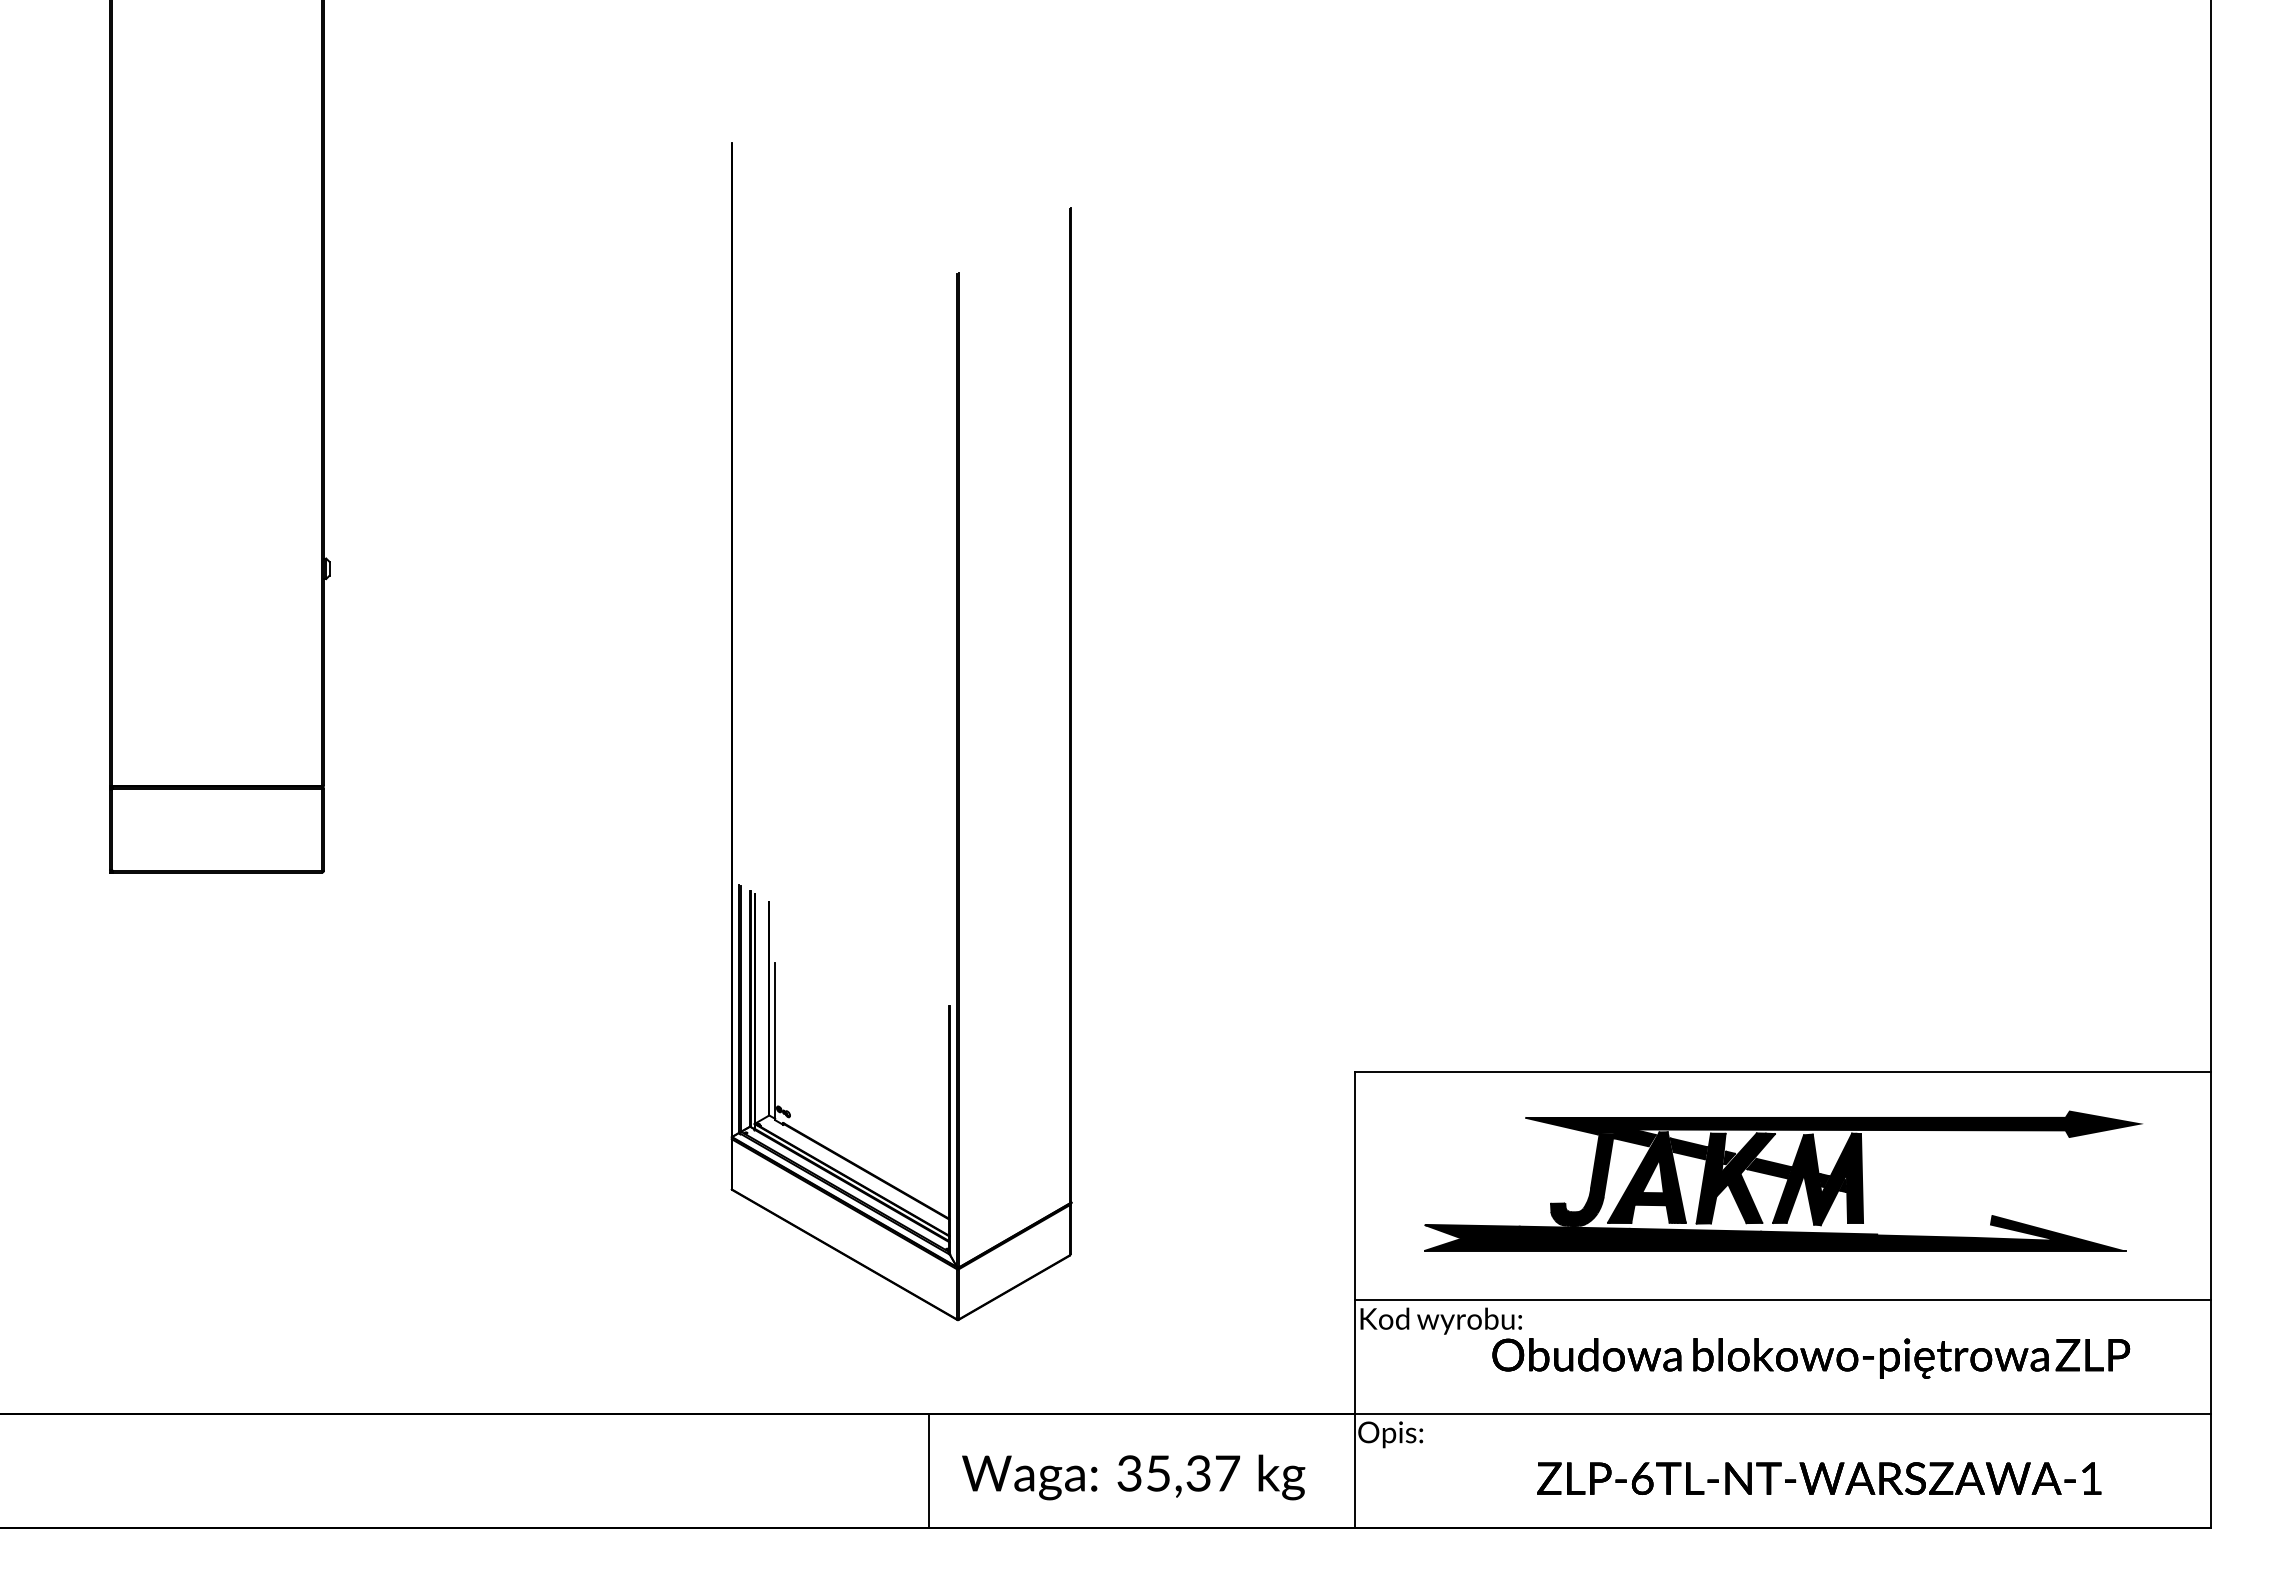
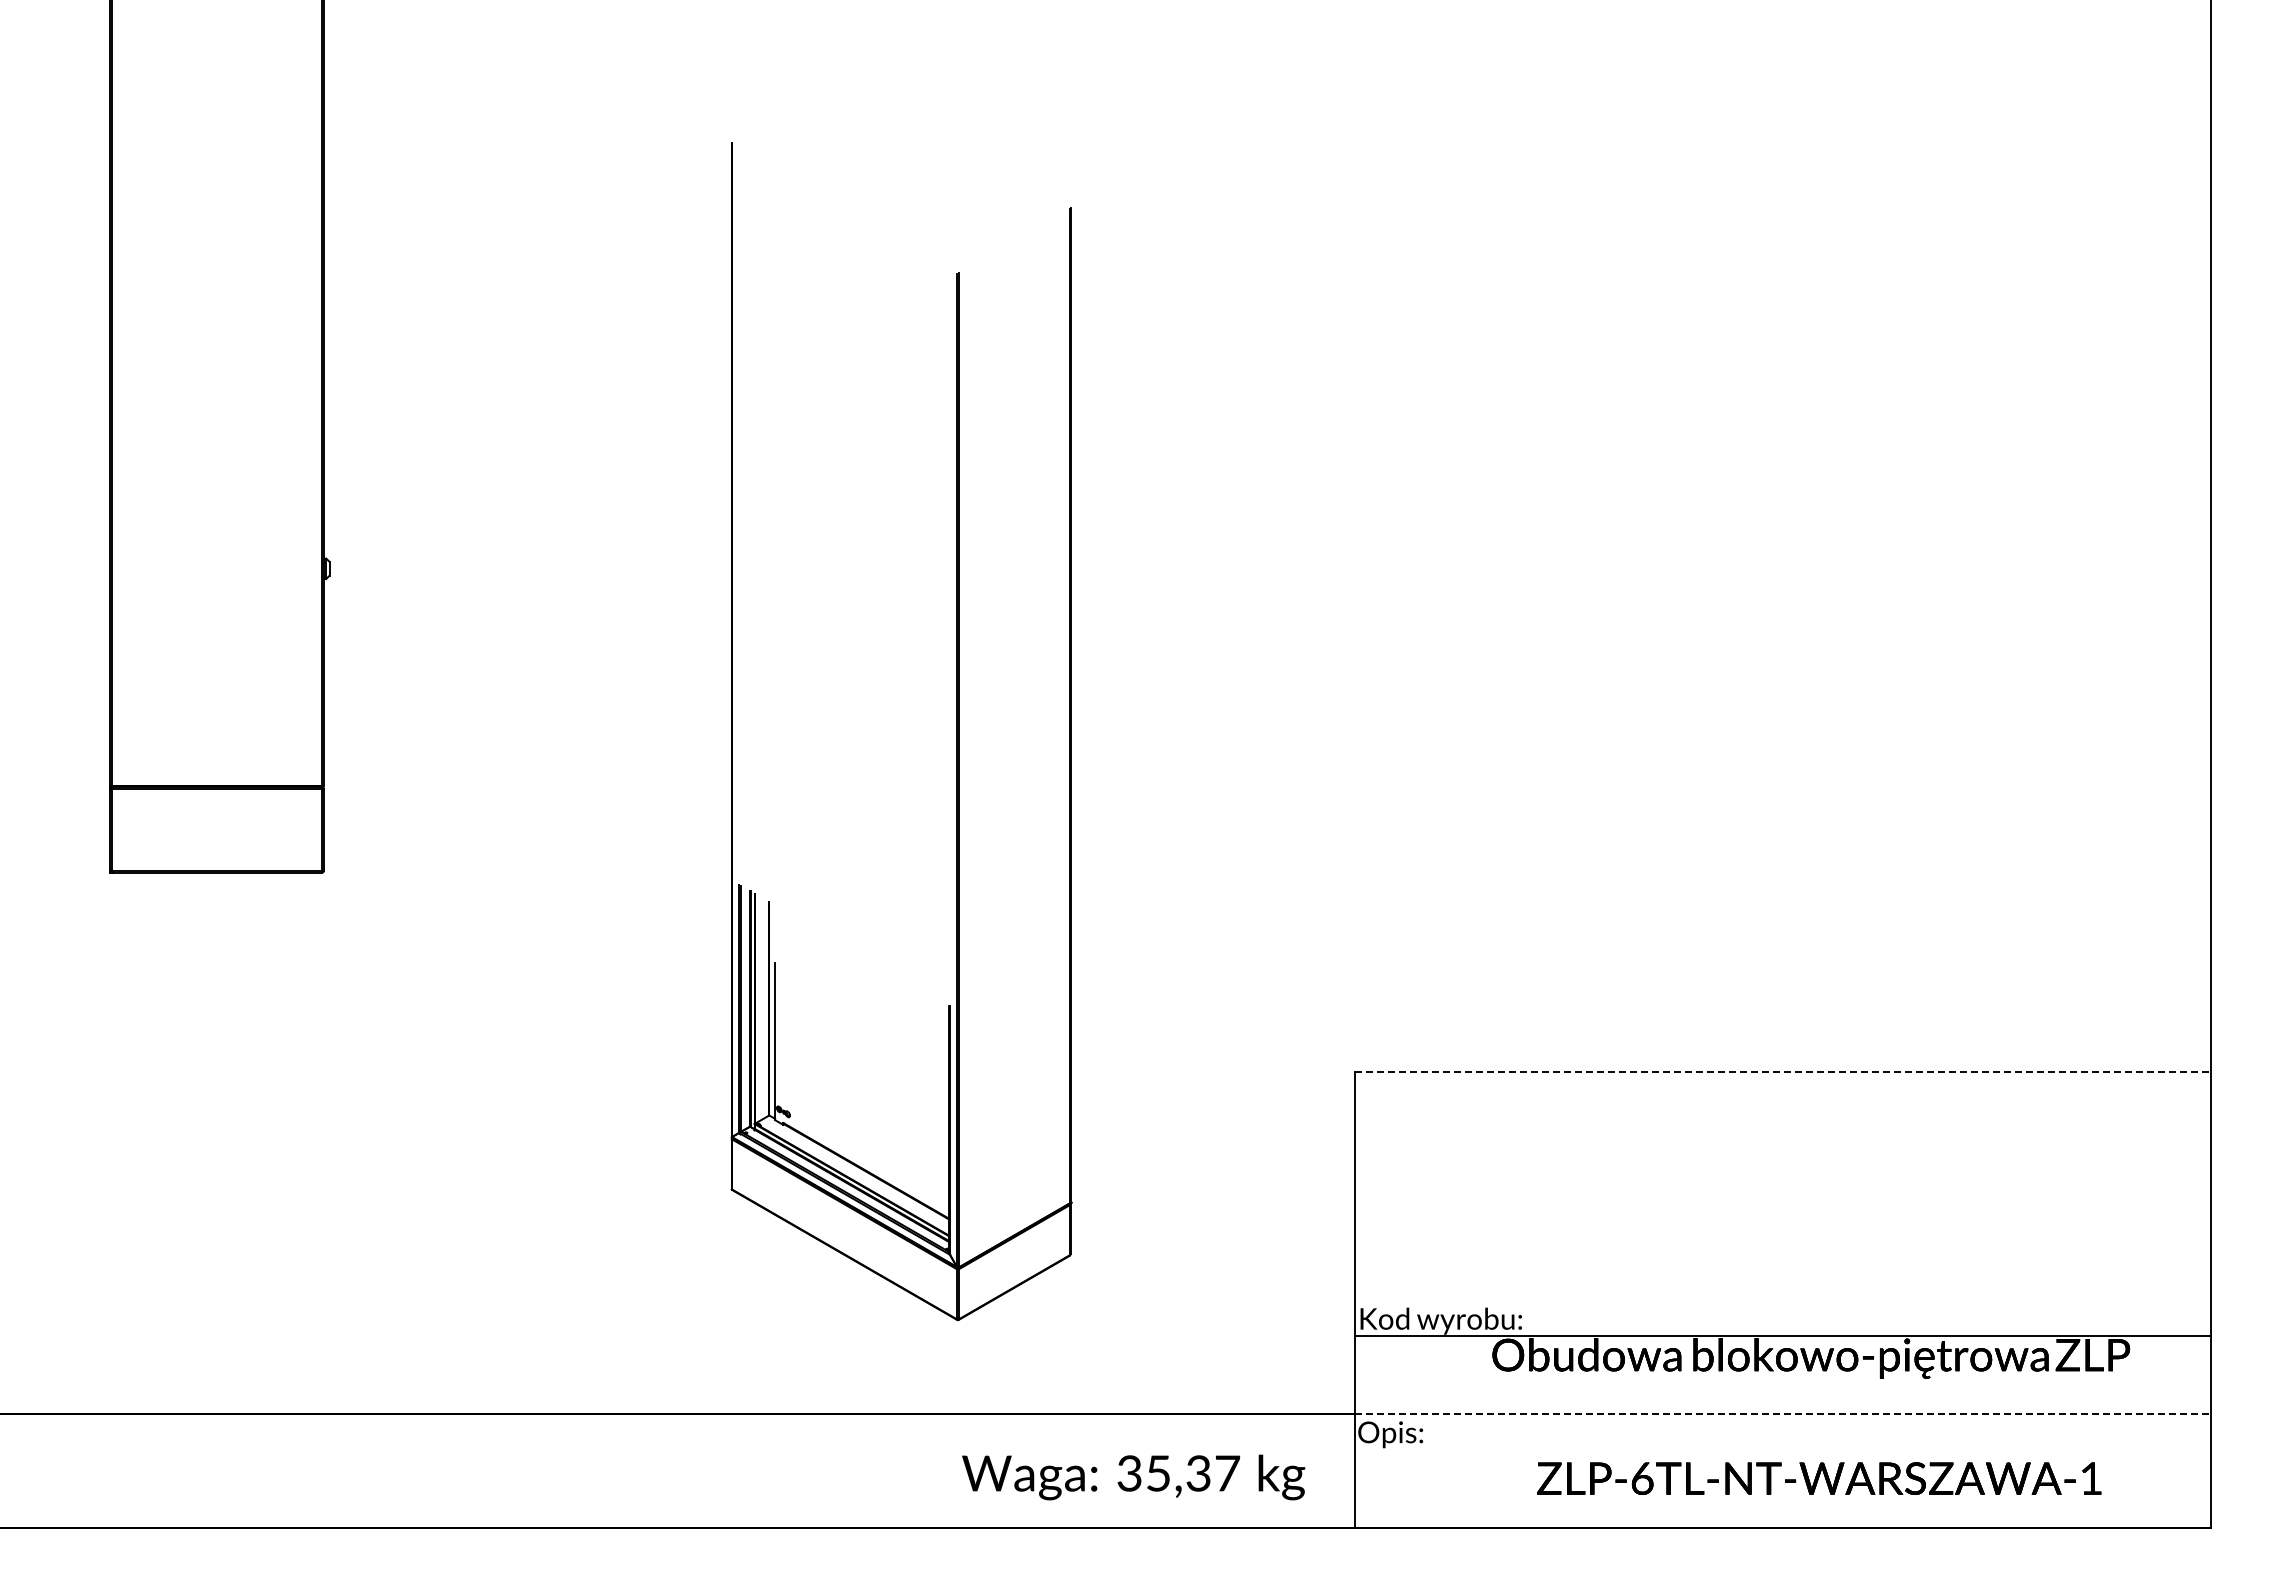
line: solid -> dashed (1782, 1071)
part: present -> none (1783, 1180)
line position: (1782, 1299) -> (1782, 1335) (1782, 1335)
line: solid -> dashed (1782, 1413)
line: present -> none (928, 1470)
